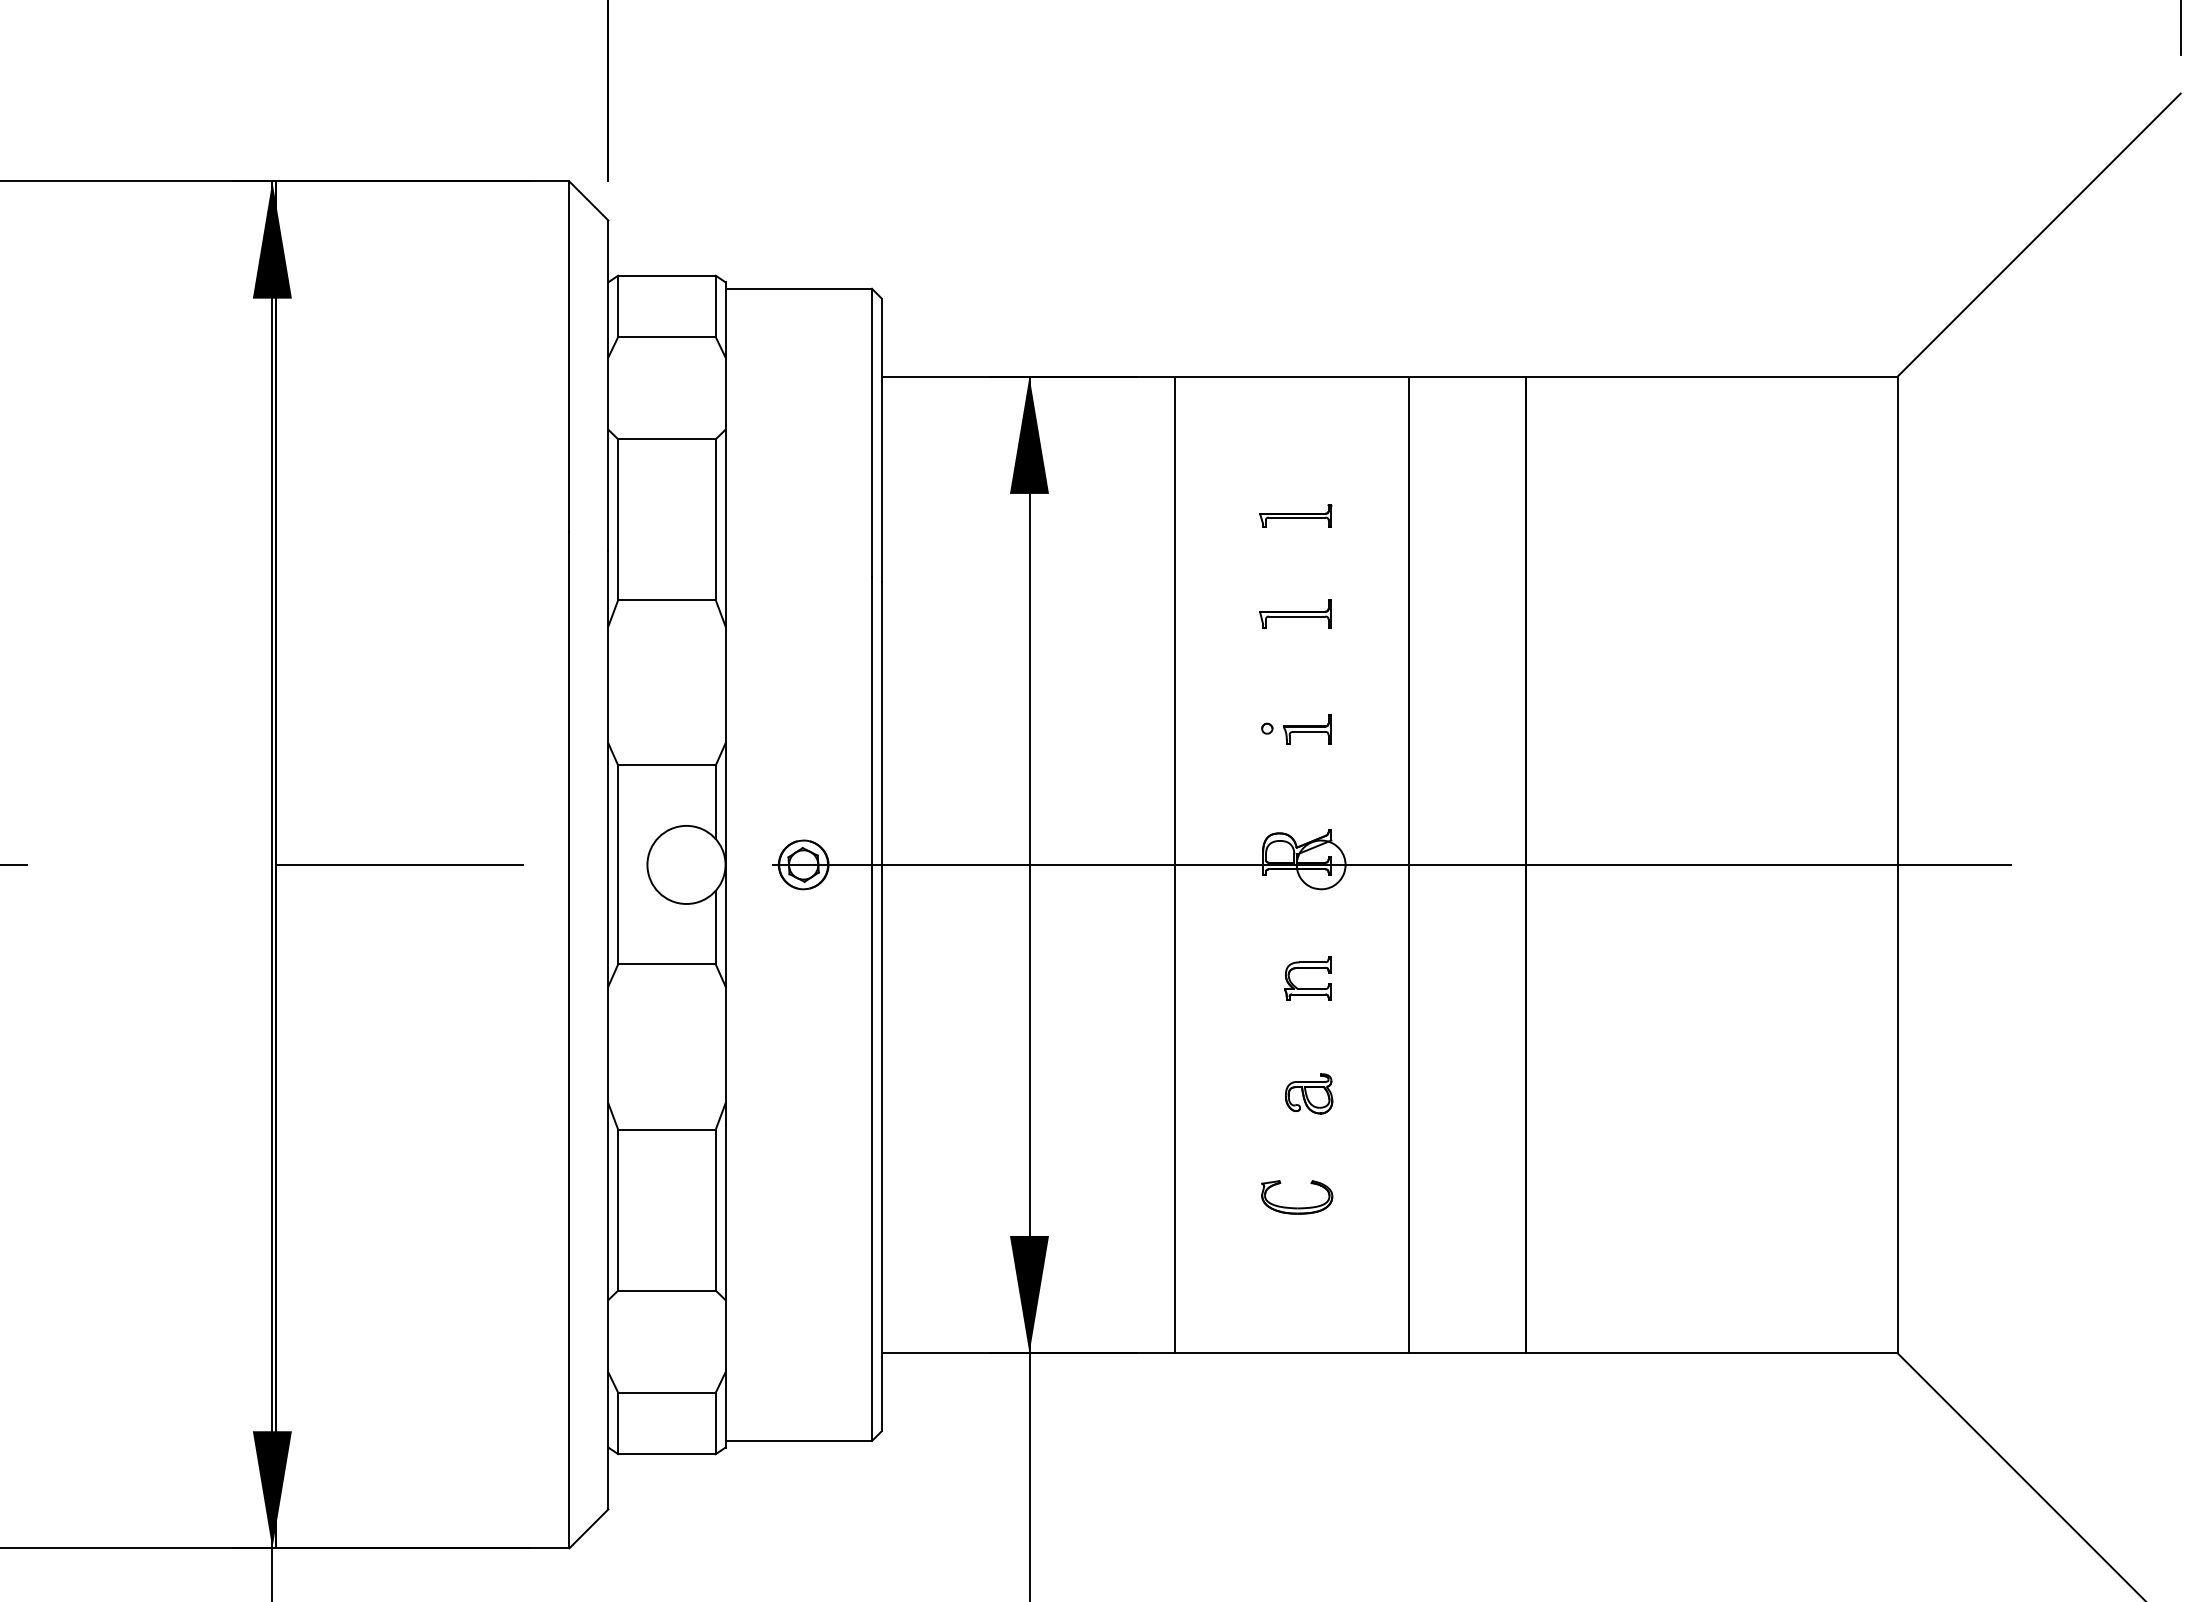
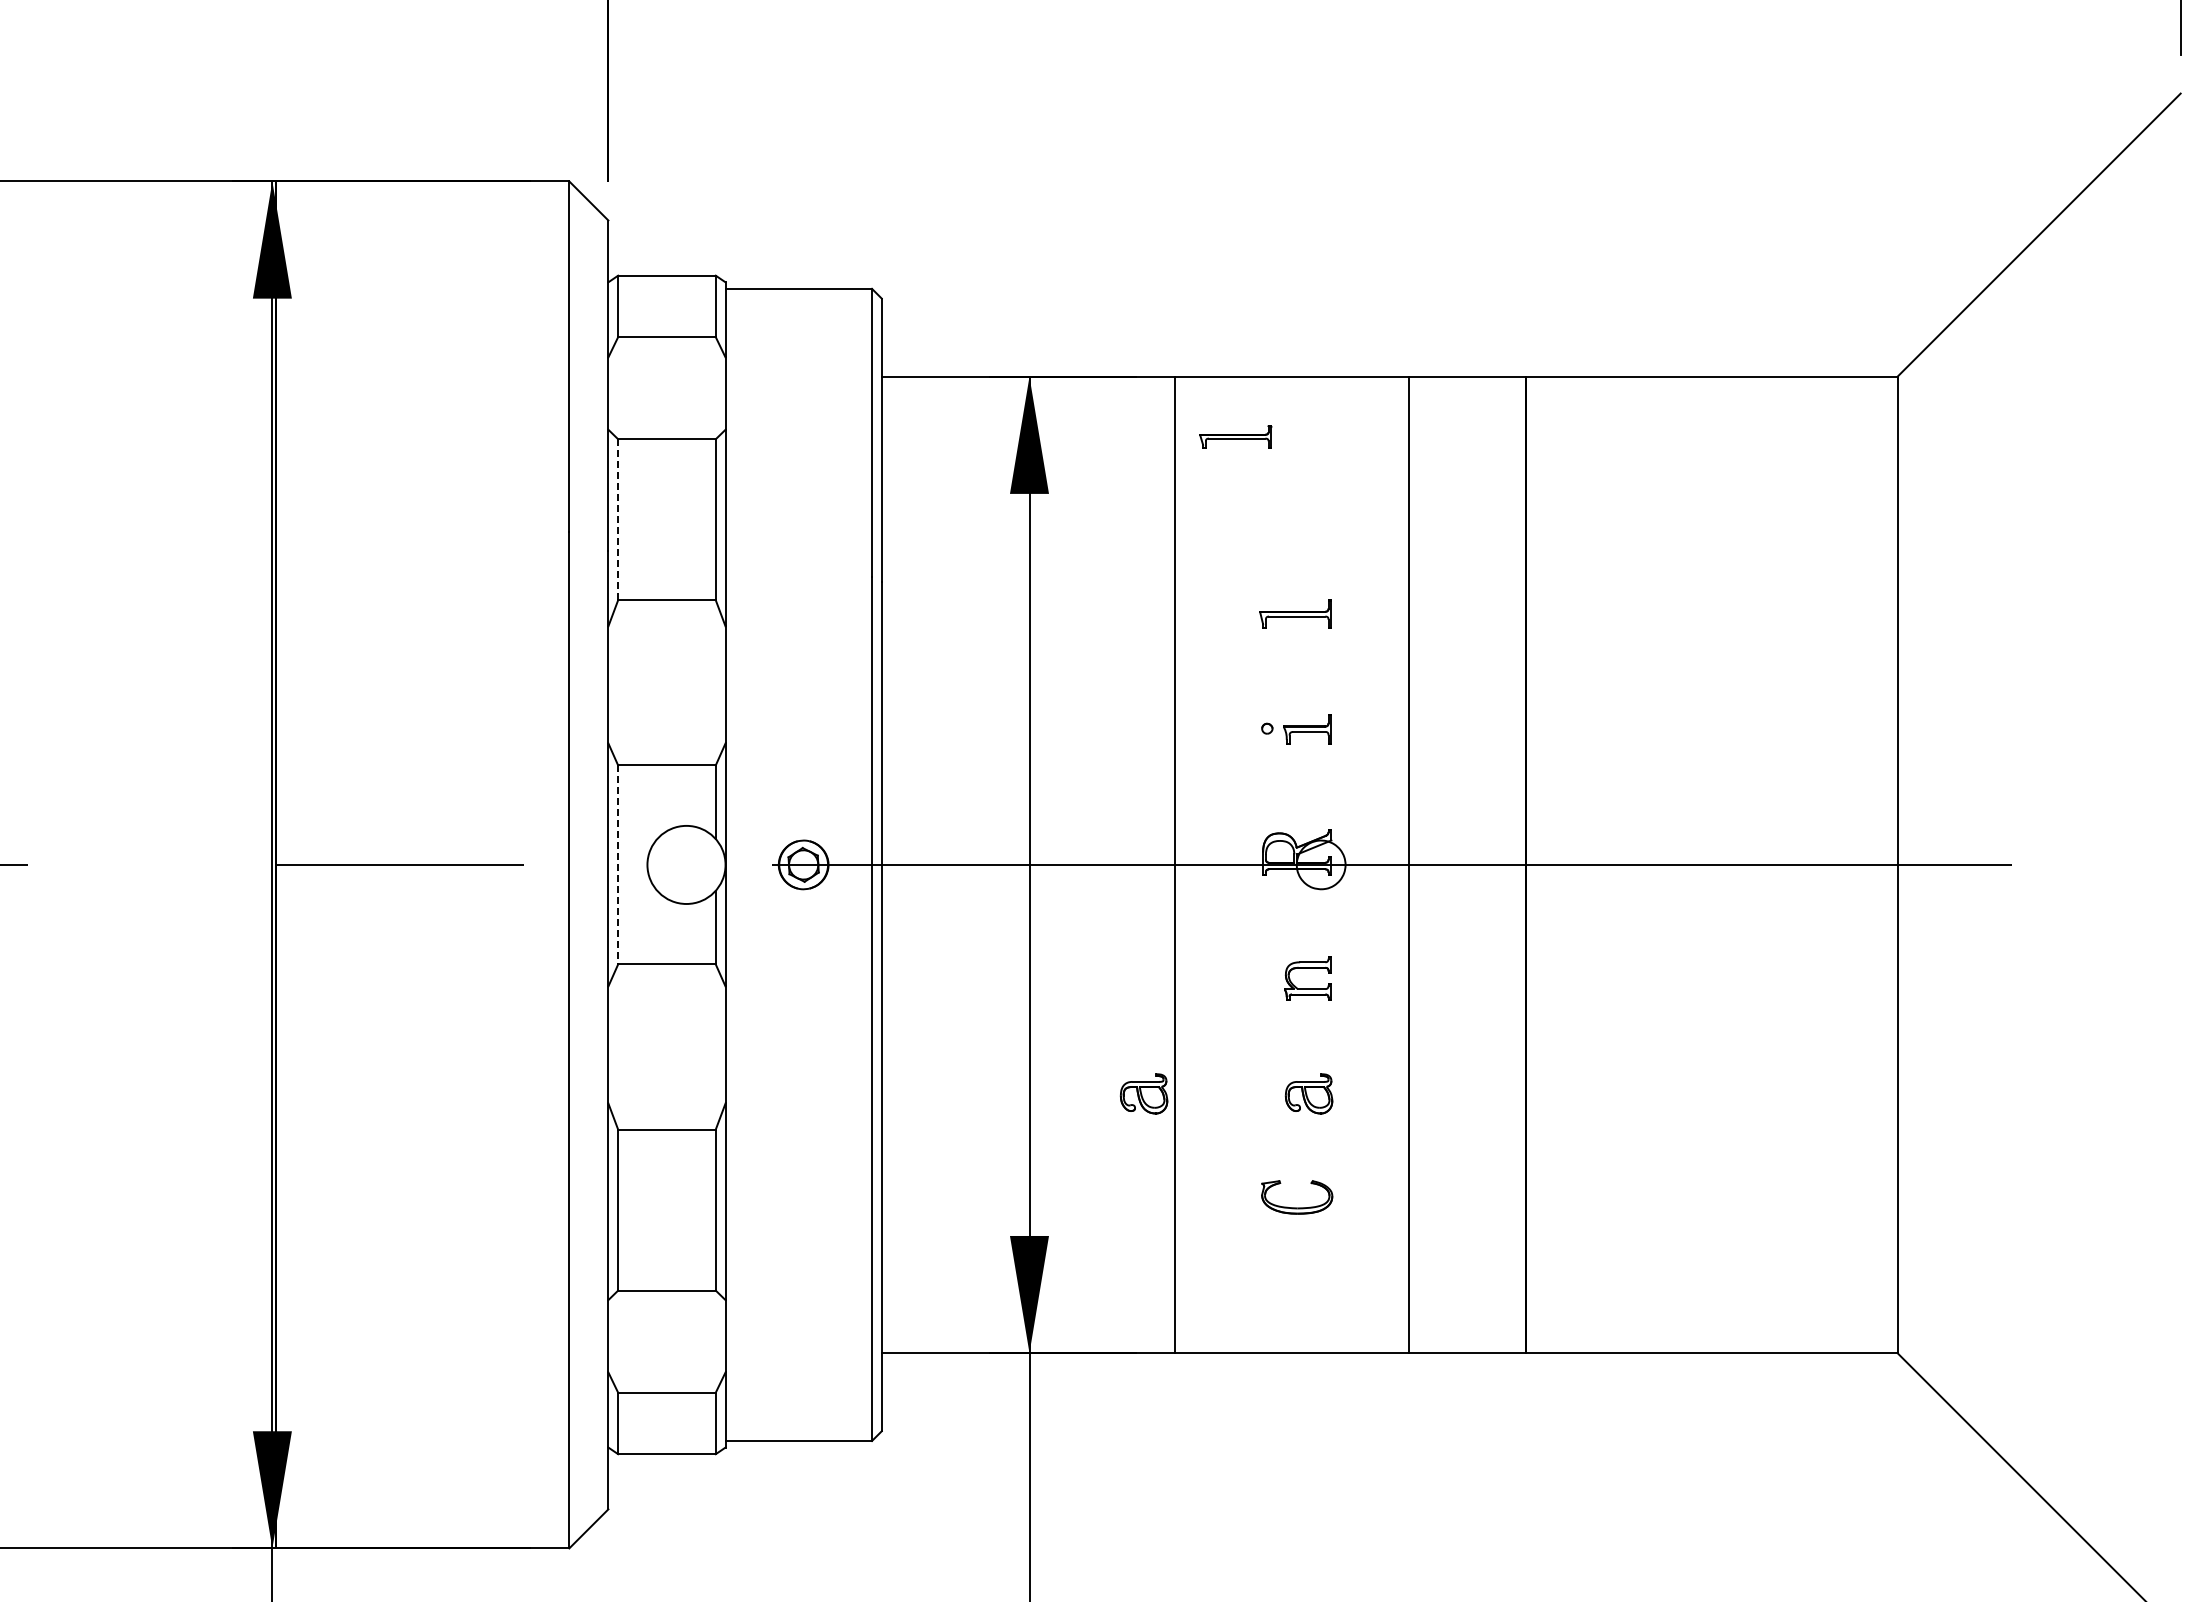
part position: (1295, 515) -> (1235, 436) (1235, 436)
line: solid -> dashed (618, 519)
line: solid -> dashed (618, 864)
part: none -> present (1143, 1093)
